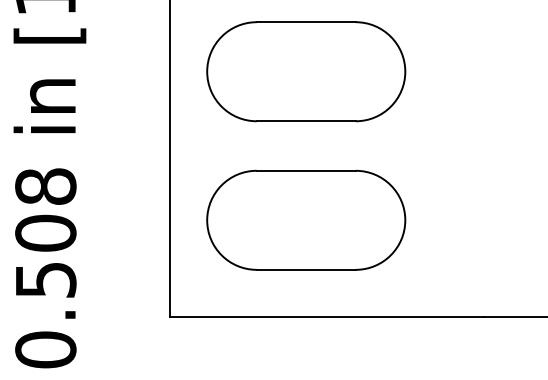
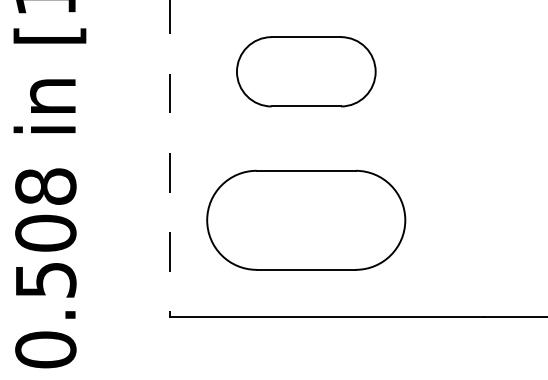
part size: 201x102 px -> 141x72 px (306, 71)
line: solid -> dashed (169, 159)
